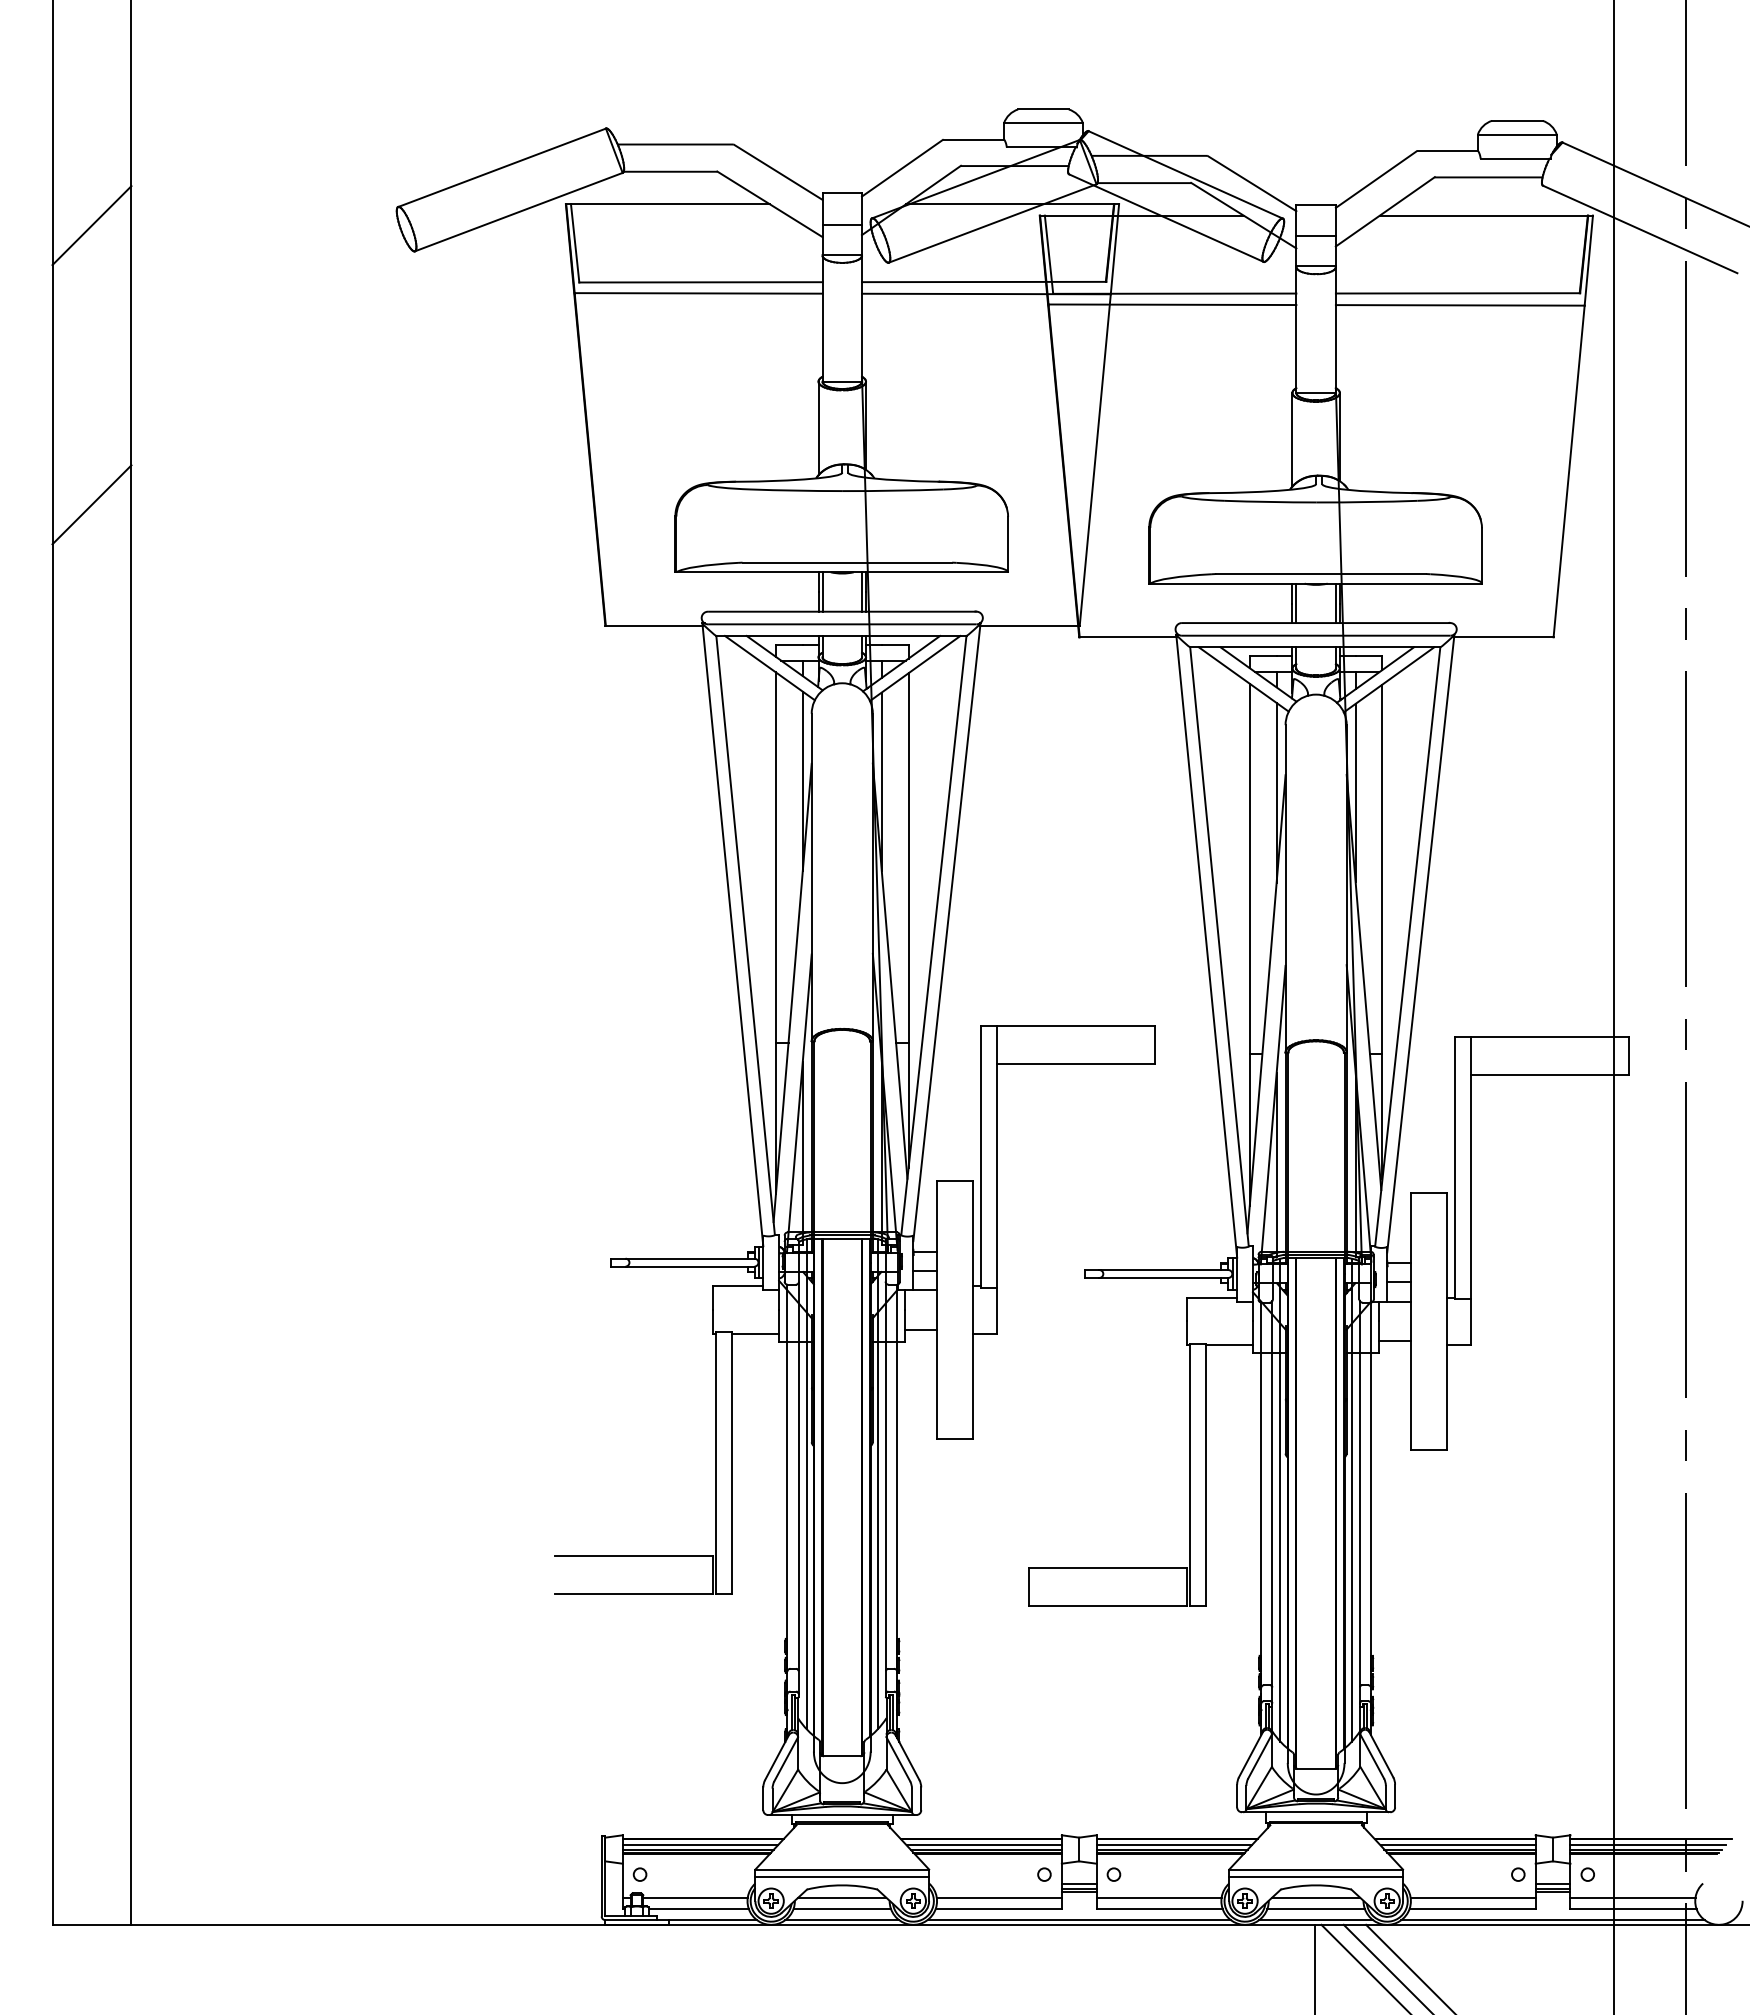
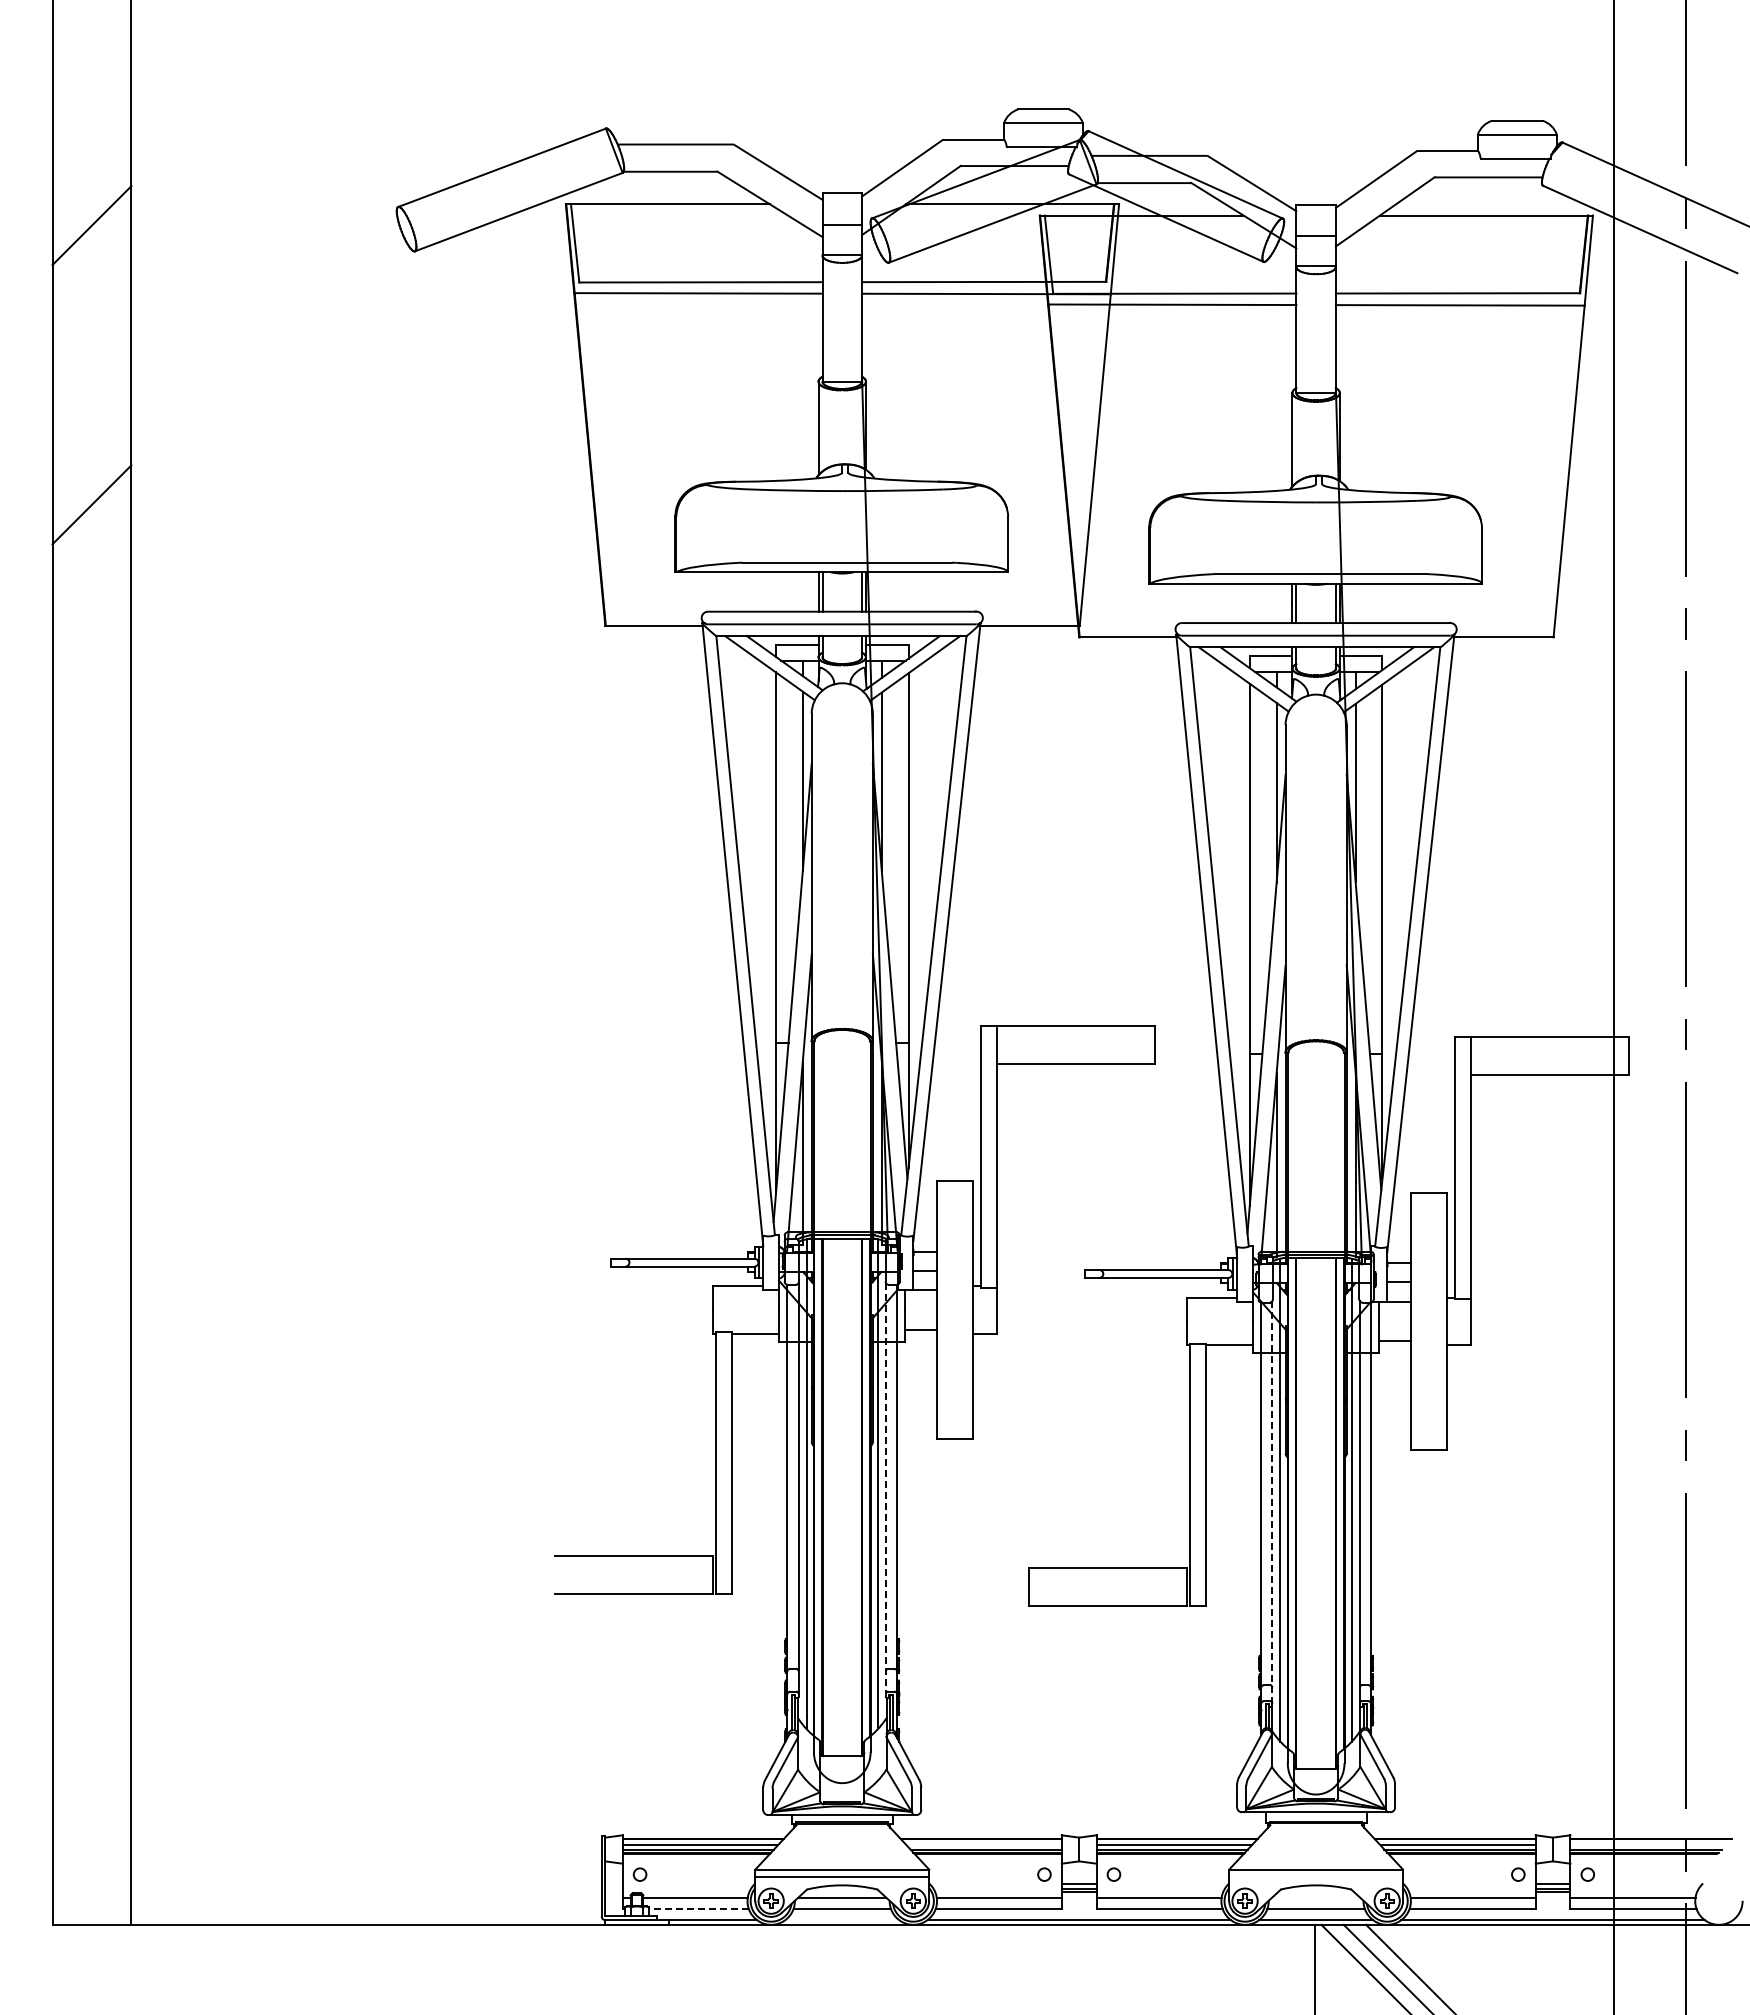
line: solid -> dashed (886, 1488)
line: solid -> dashed (1272, 1502)
line: present -> none (983, 1845)
line: present -> none (1647, 1845)
line: present -> none (1316, 1877)
line: present -> none (1316, 1897)
line: solid -> dashed (698, 1909)
line: present -> none (842, 1920)
